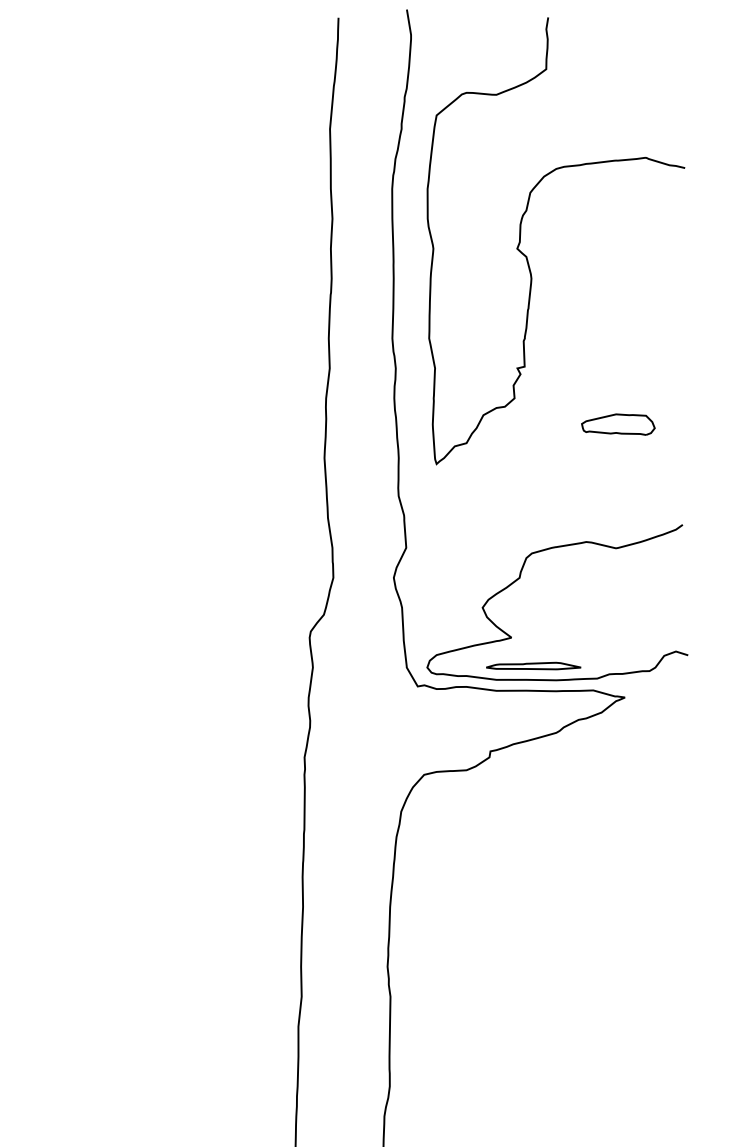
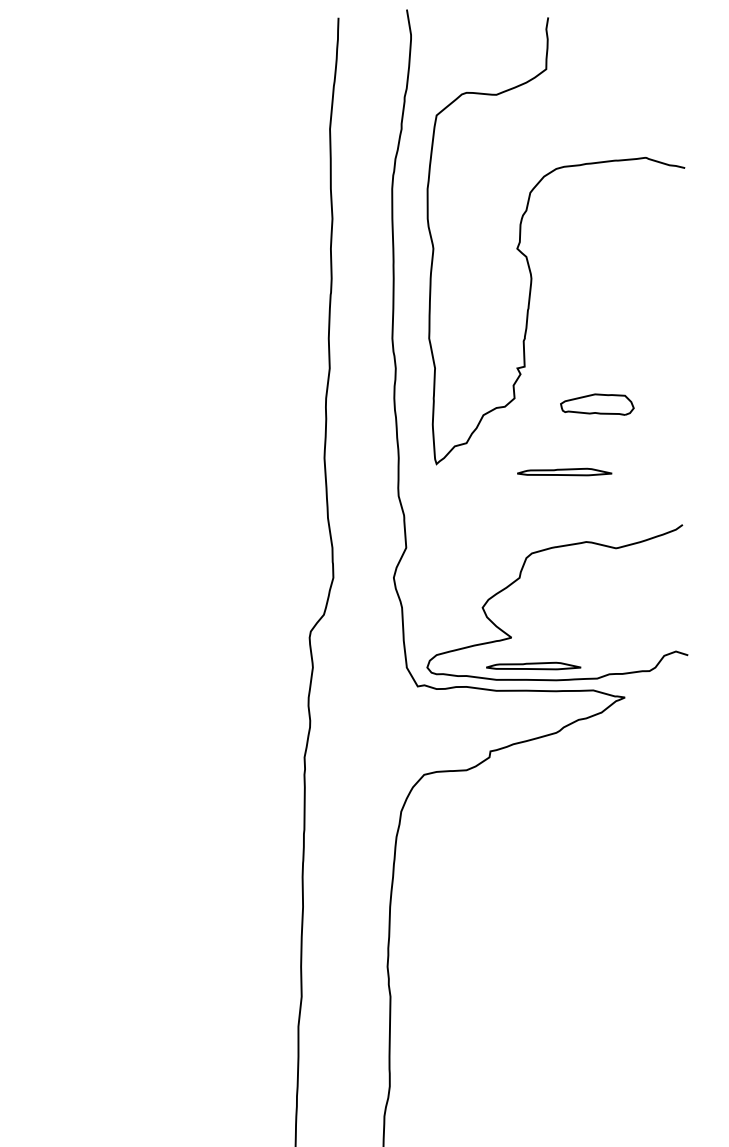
part position: (618, 424) -> (597, 404) (597, 404)
part: none -> present (564, 471)
